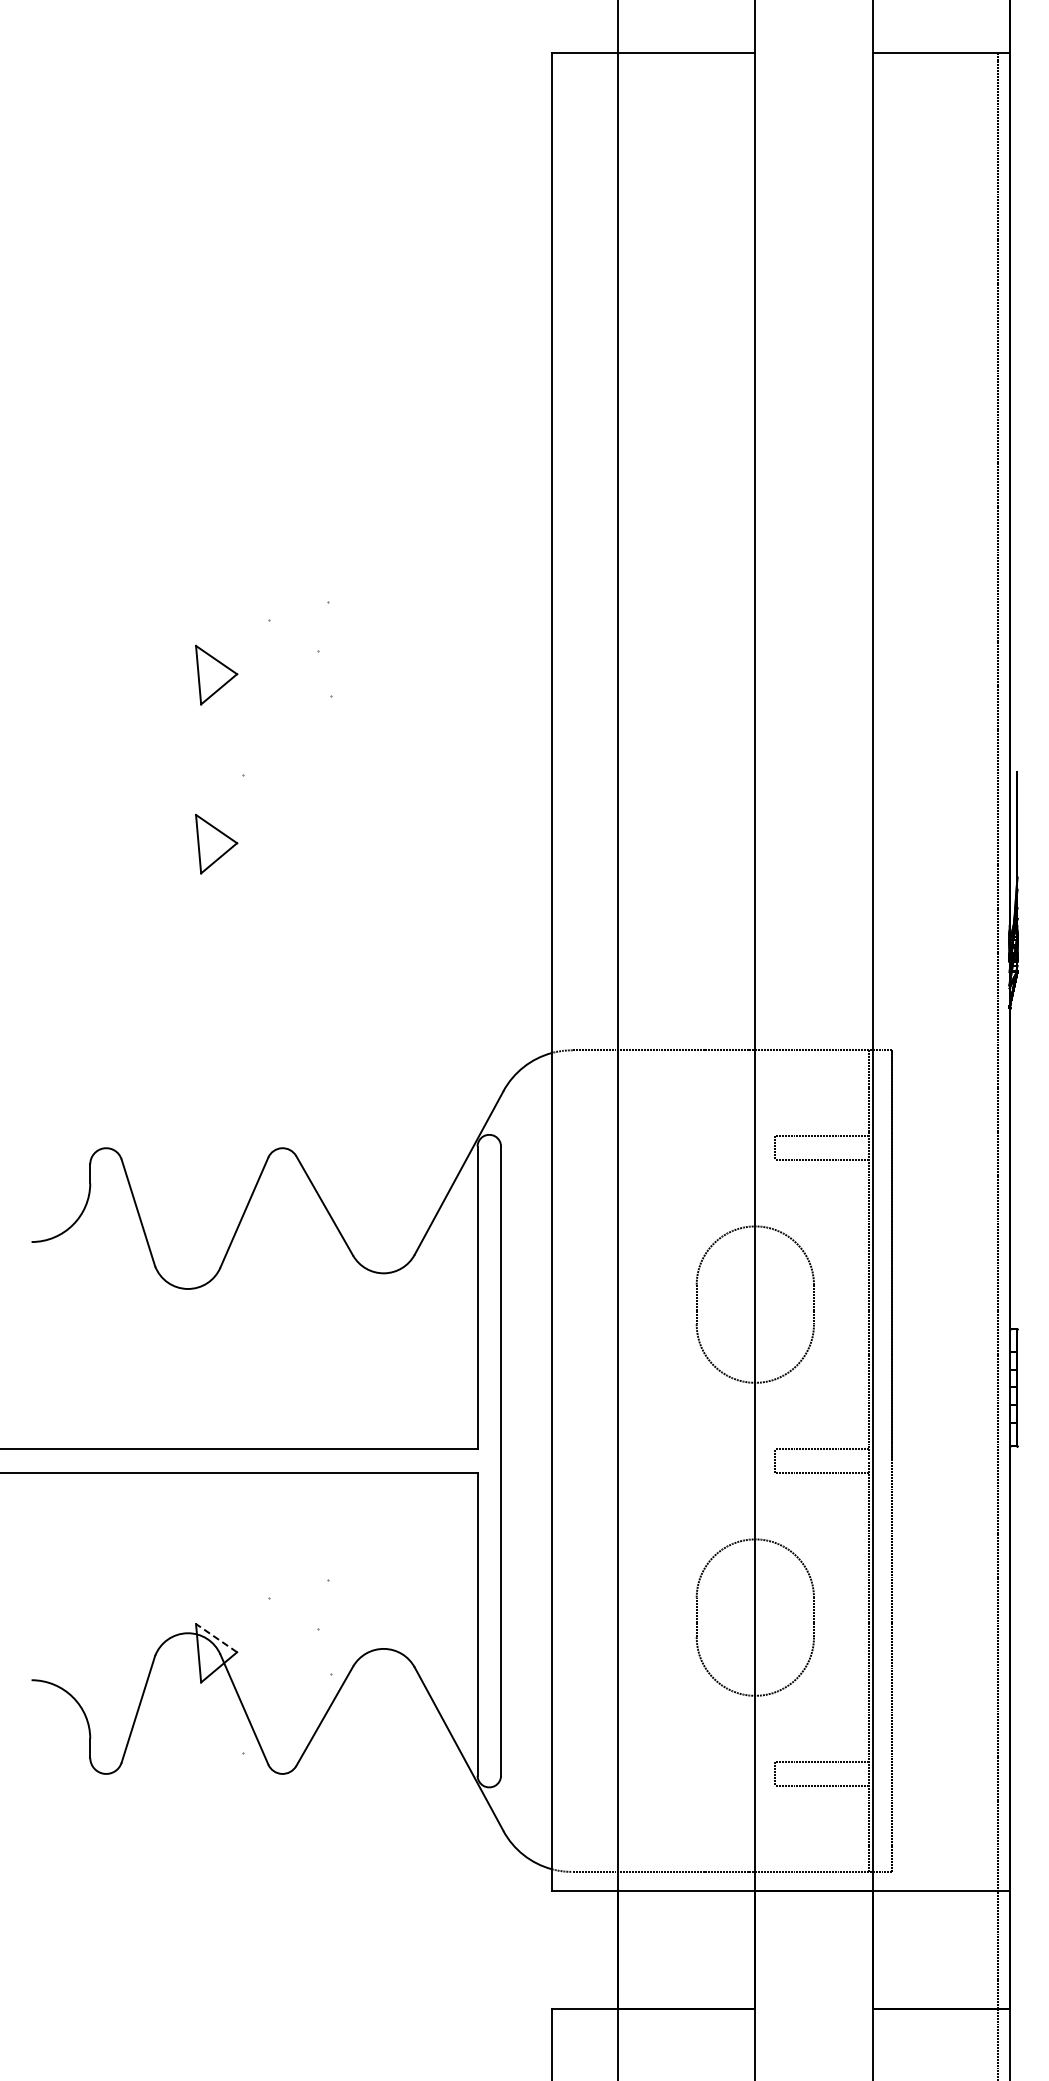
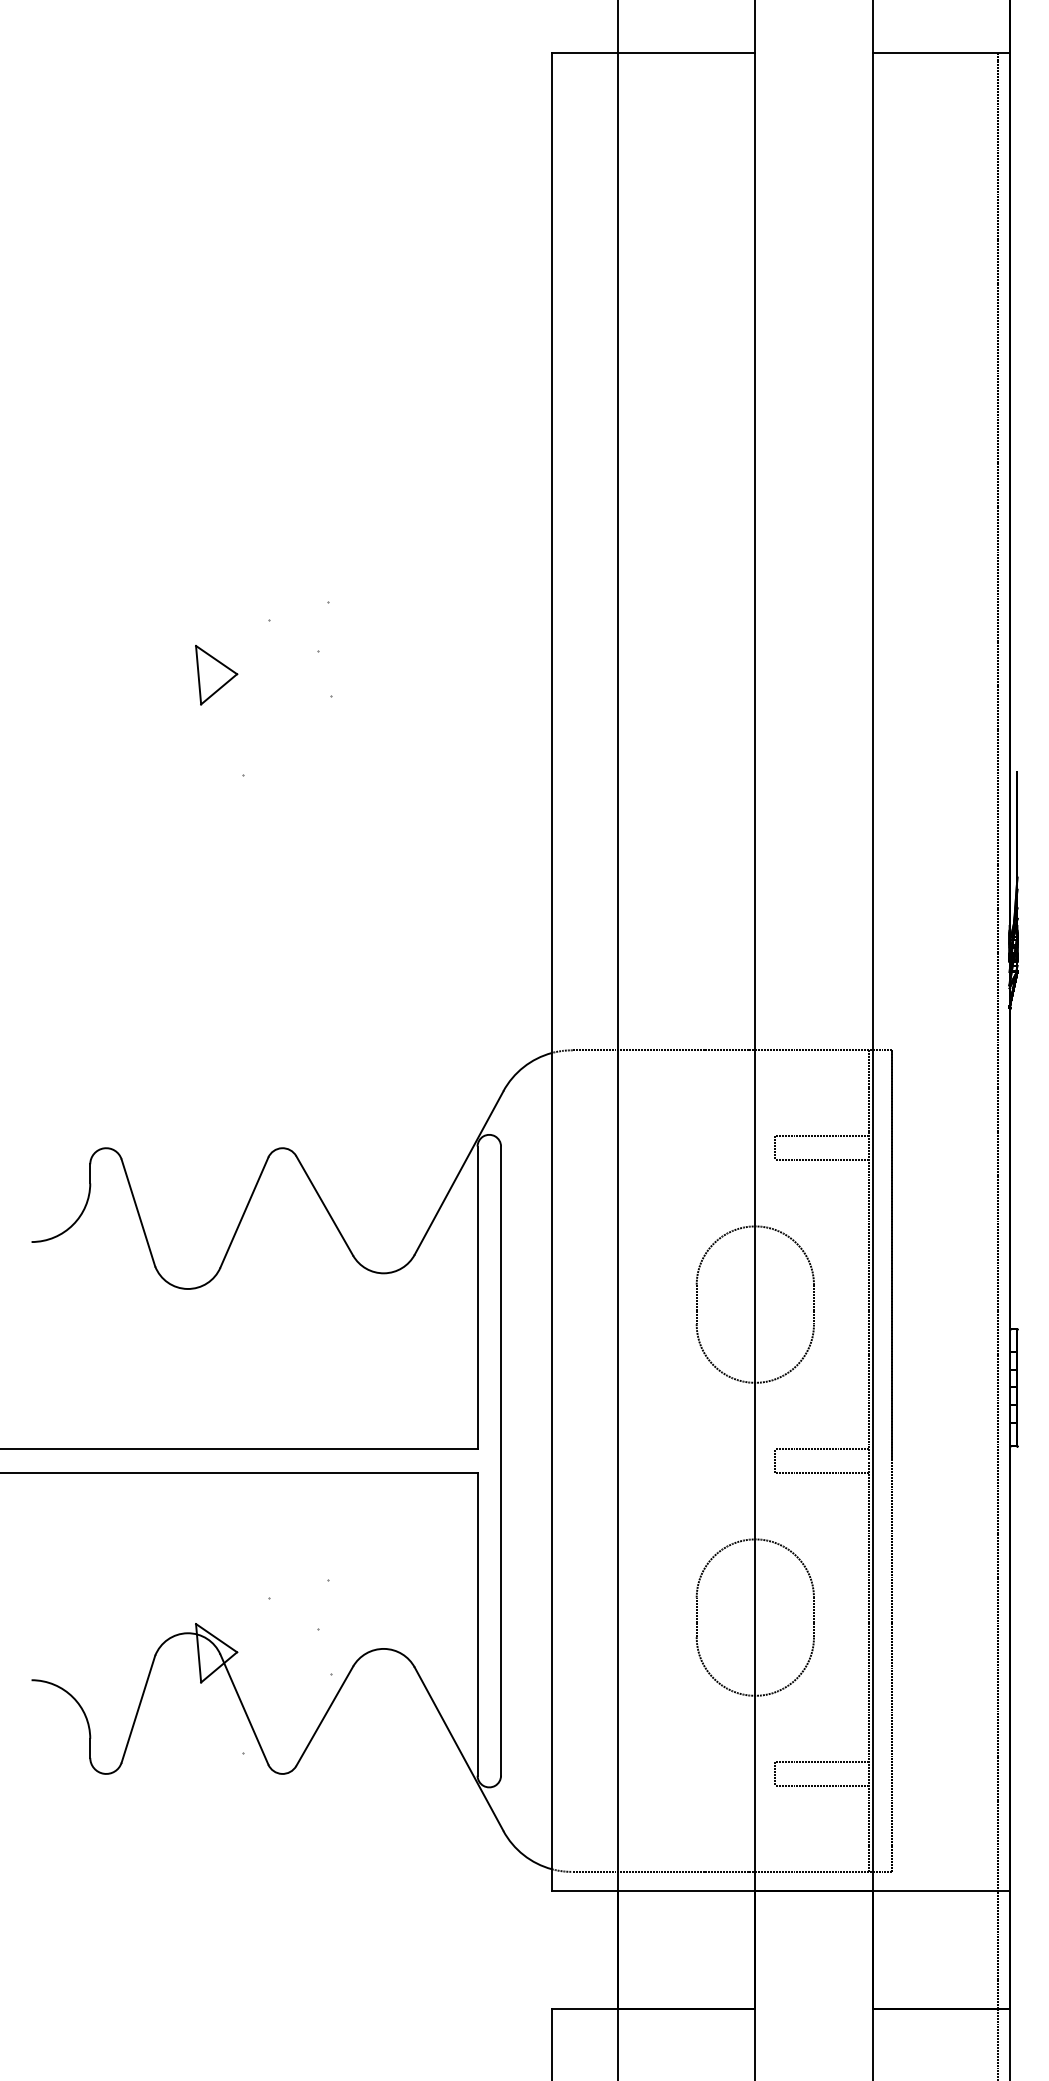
part: present -> none (216, 844)
line: dashed -> solid (216, 1638)
